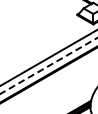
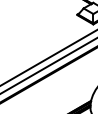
line: dashed -> solid (48, 65)
